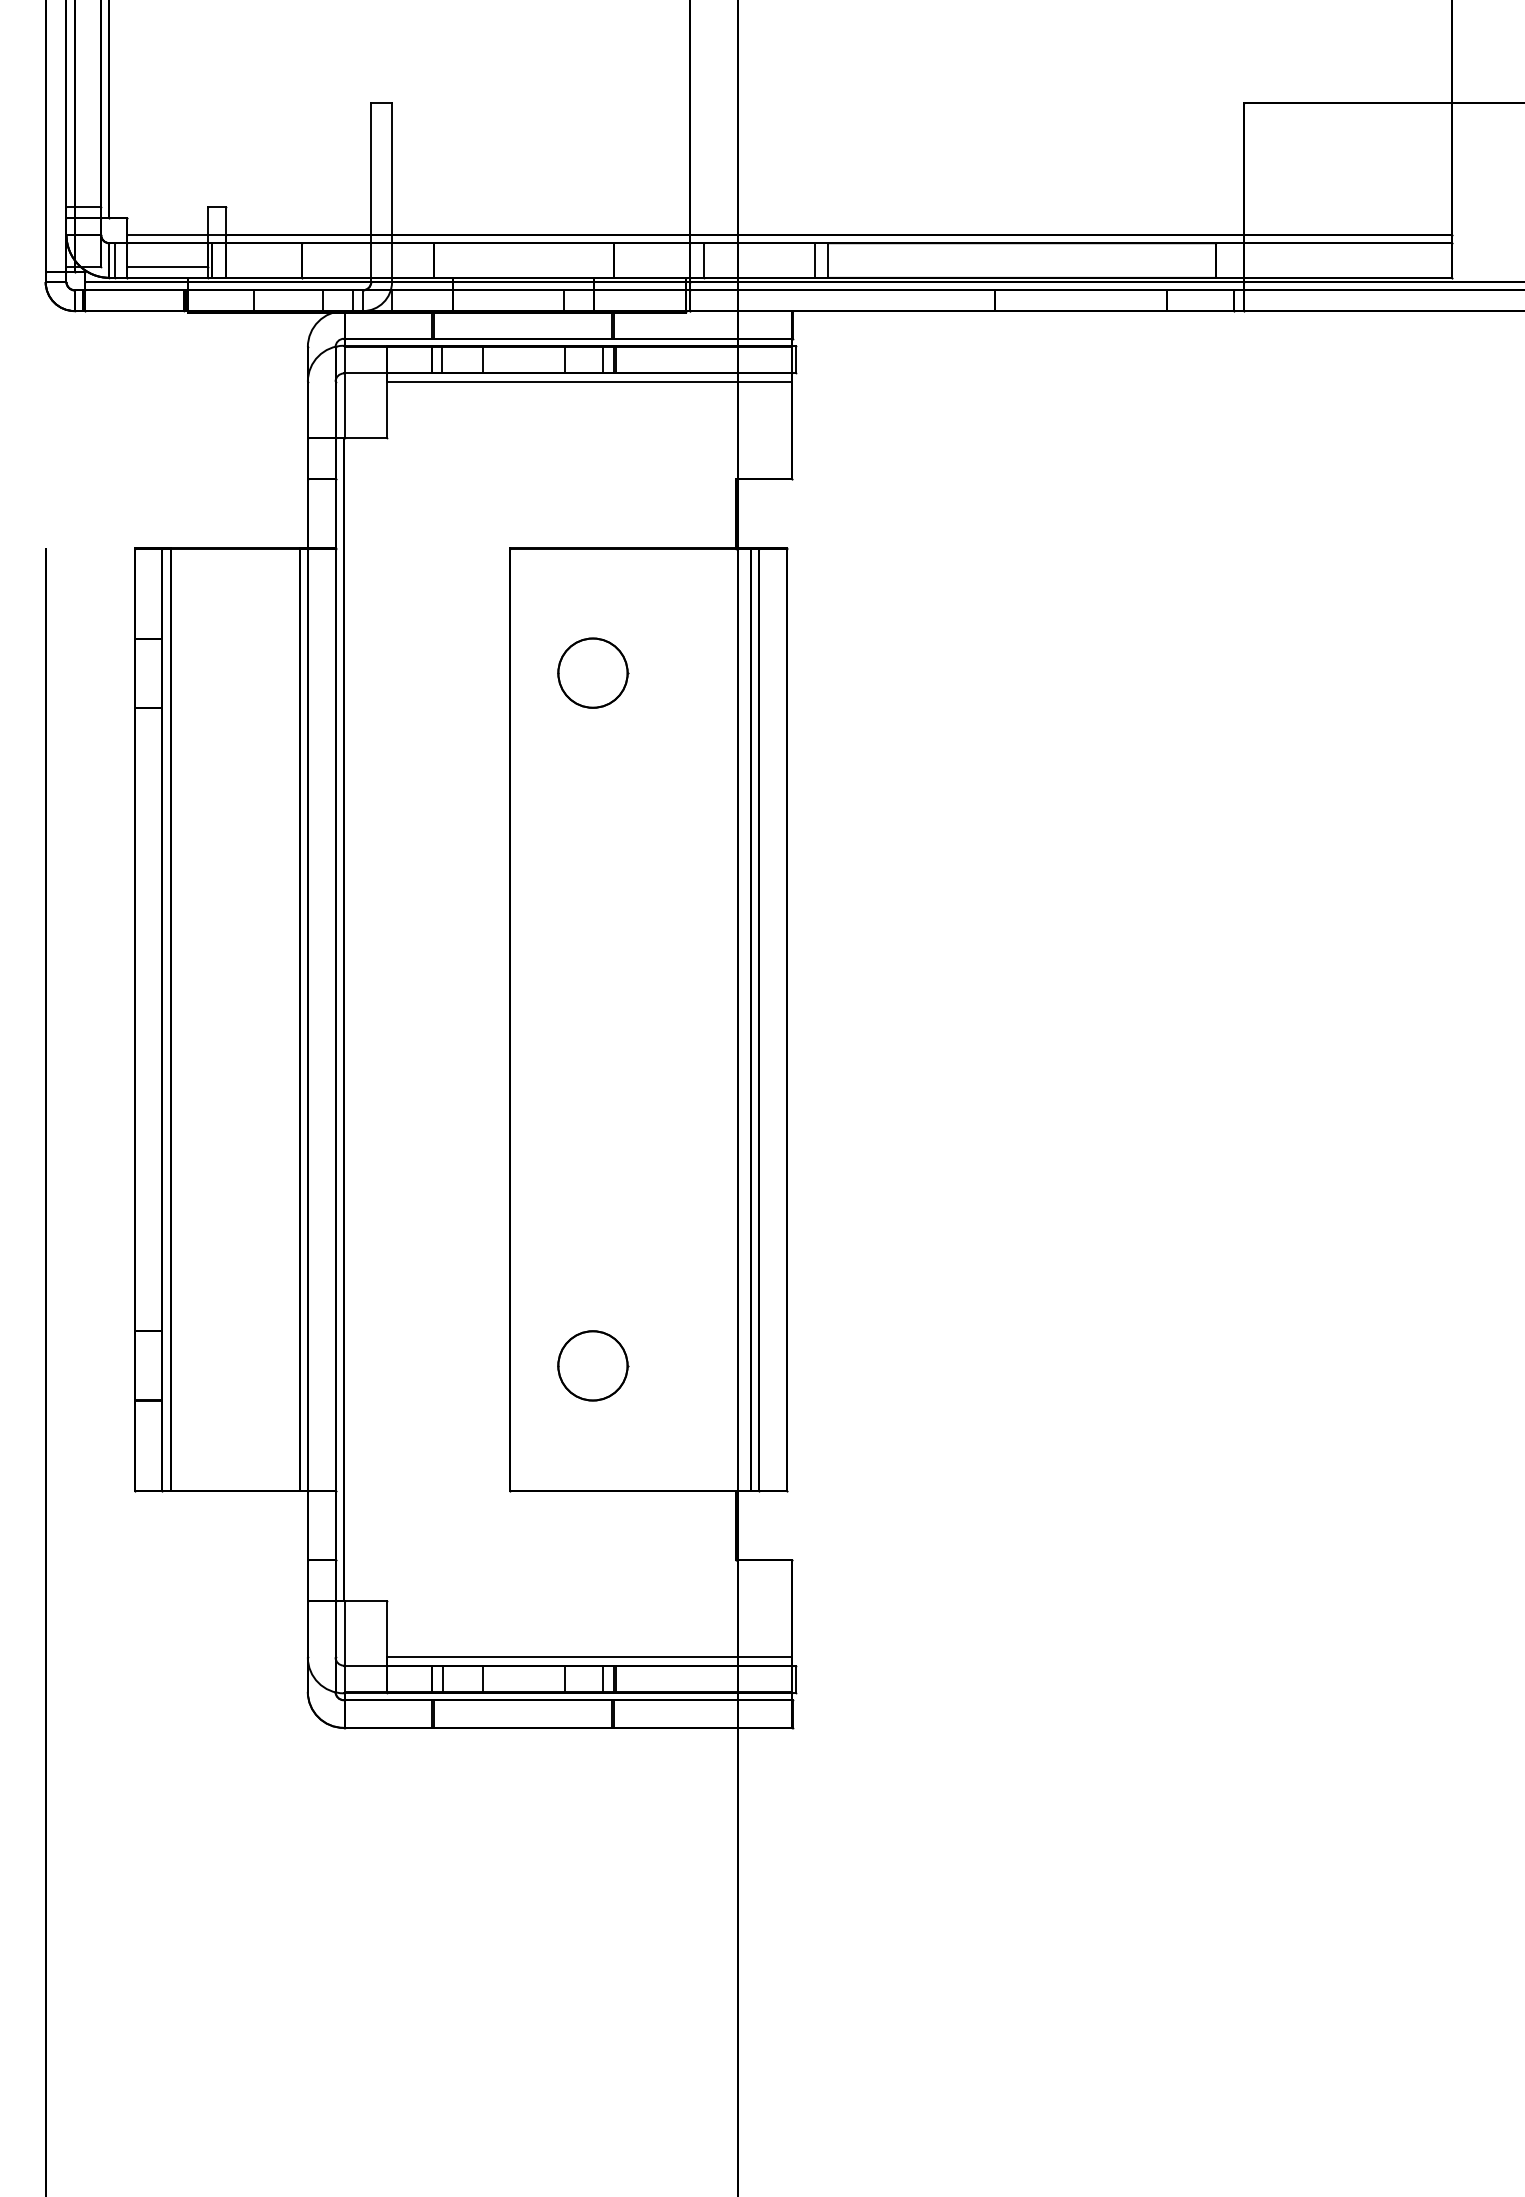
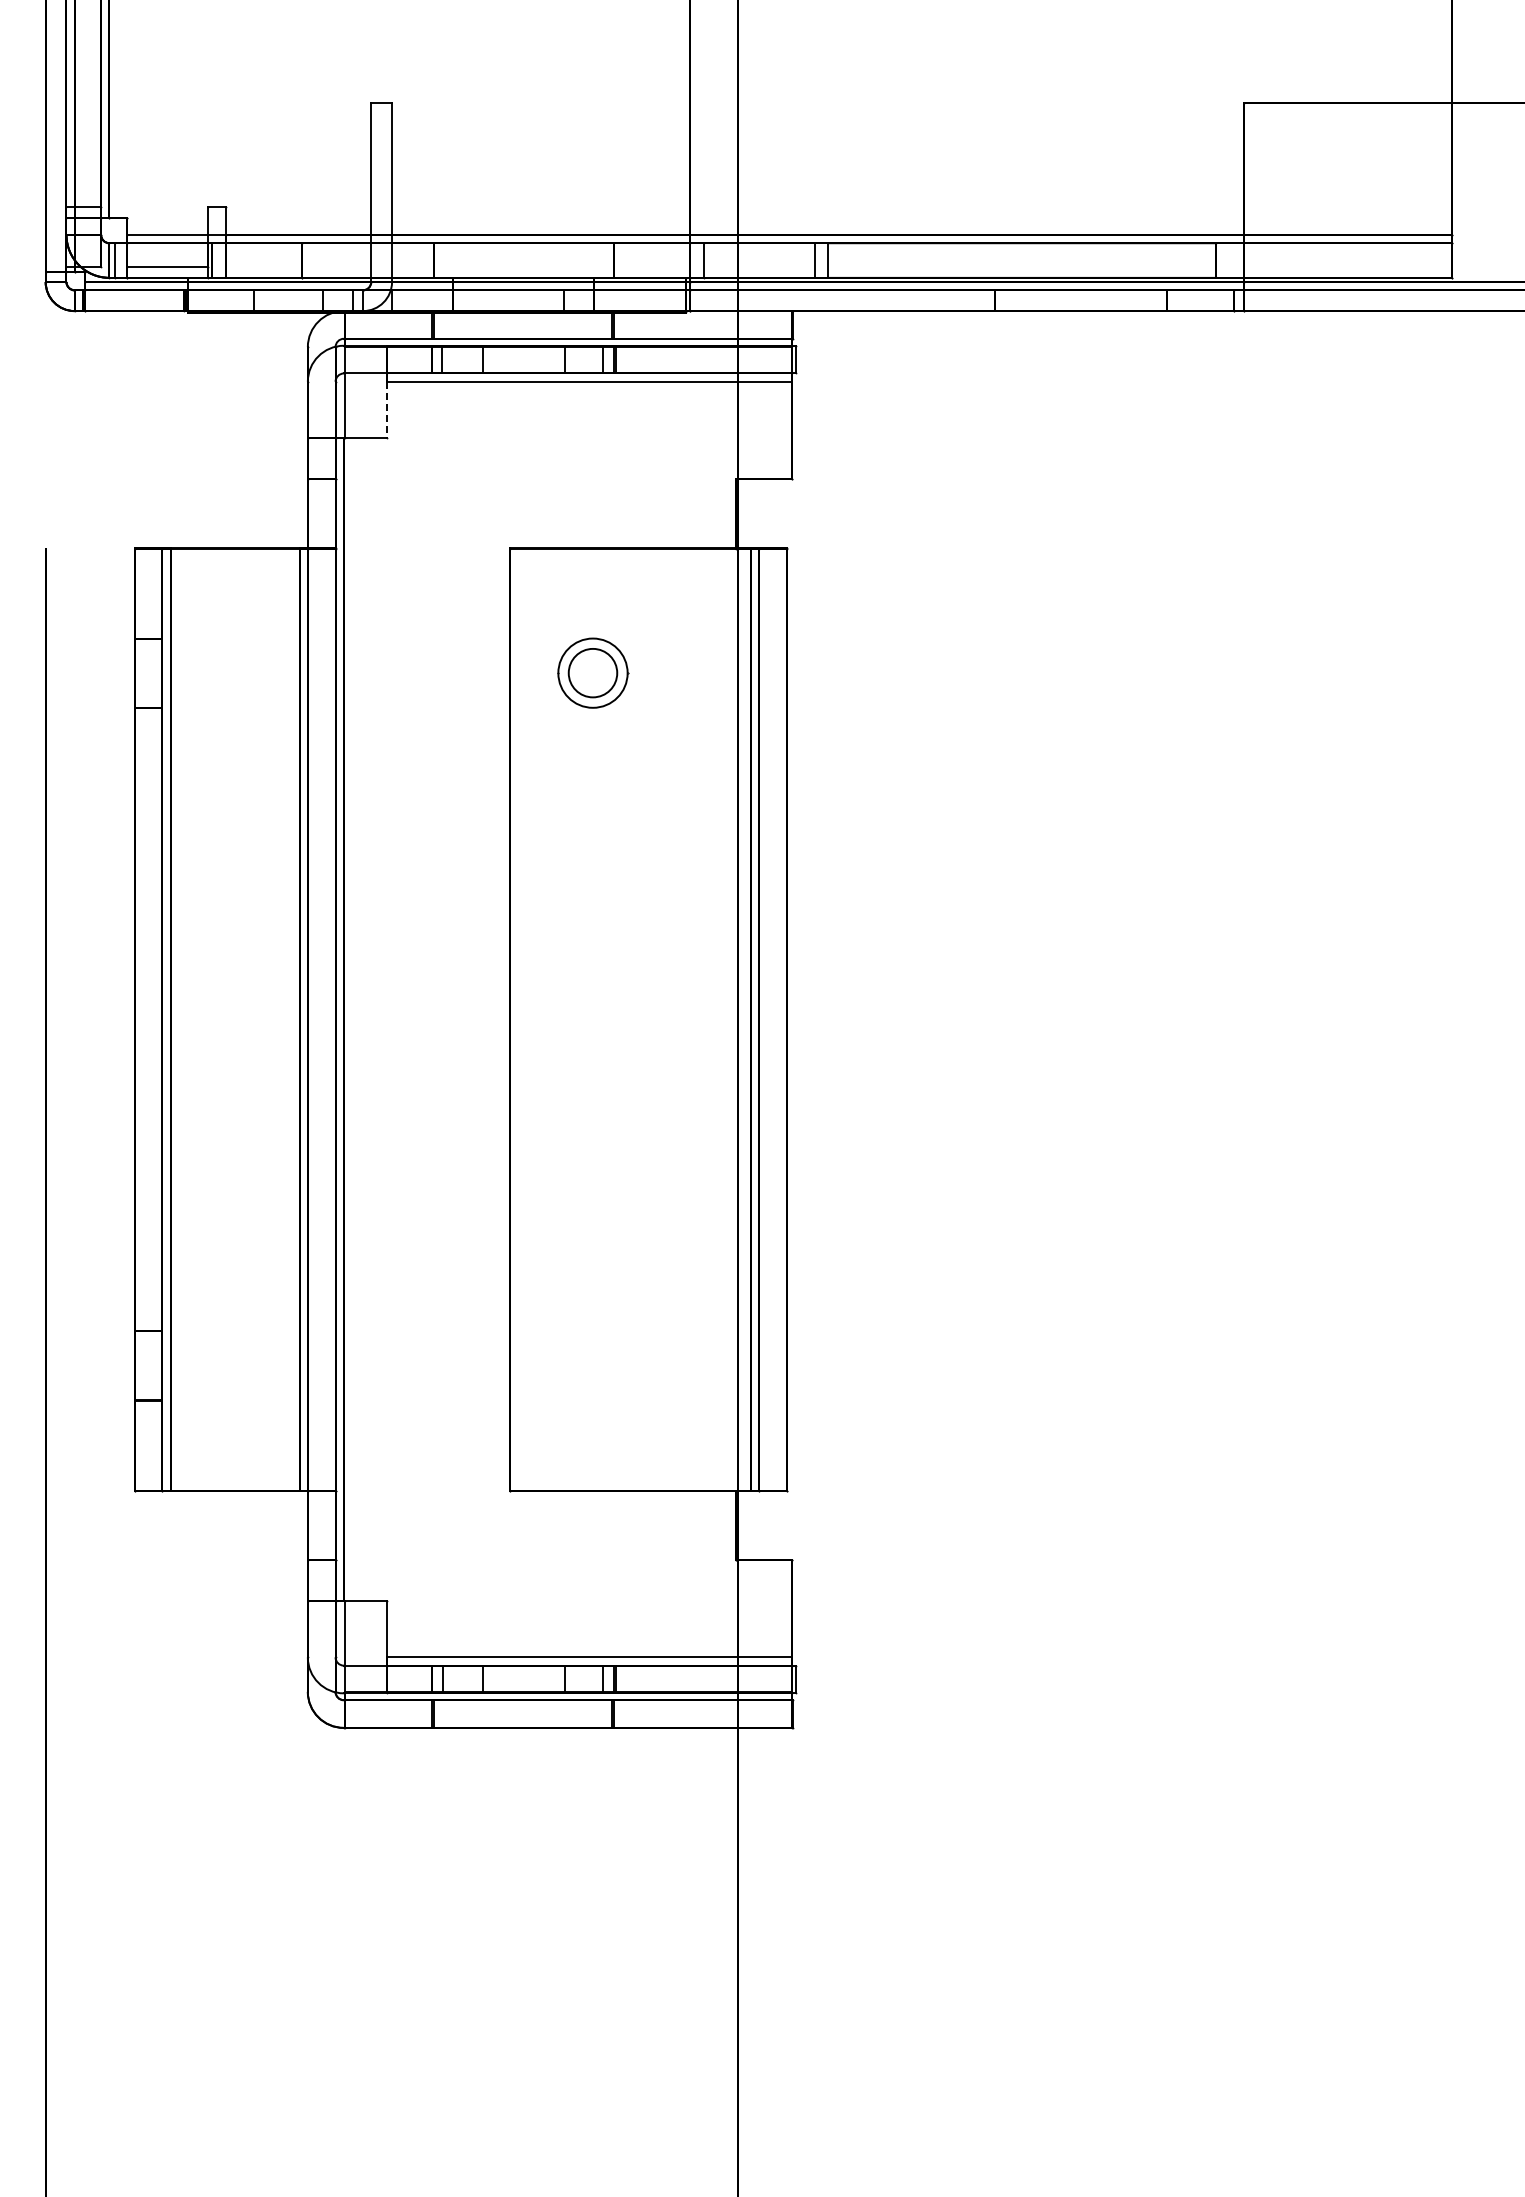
line: solid -> dashed (386, 409)
circle diameter: 69 px -> 48 px (592, 672)
part: present -> none (593, 1365)
